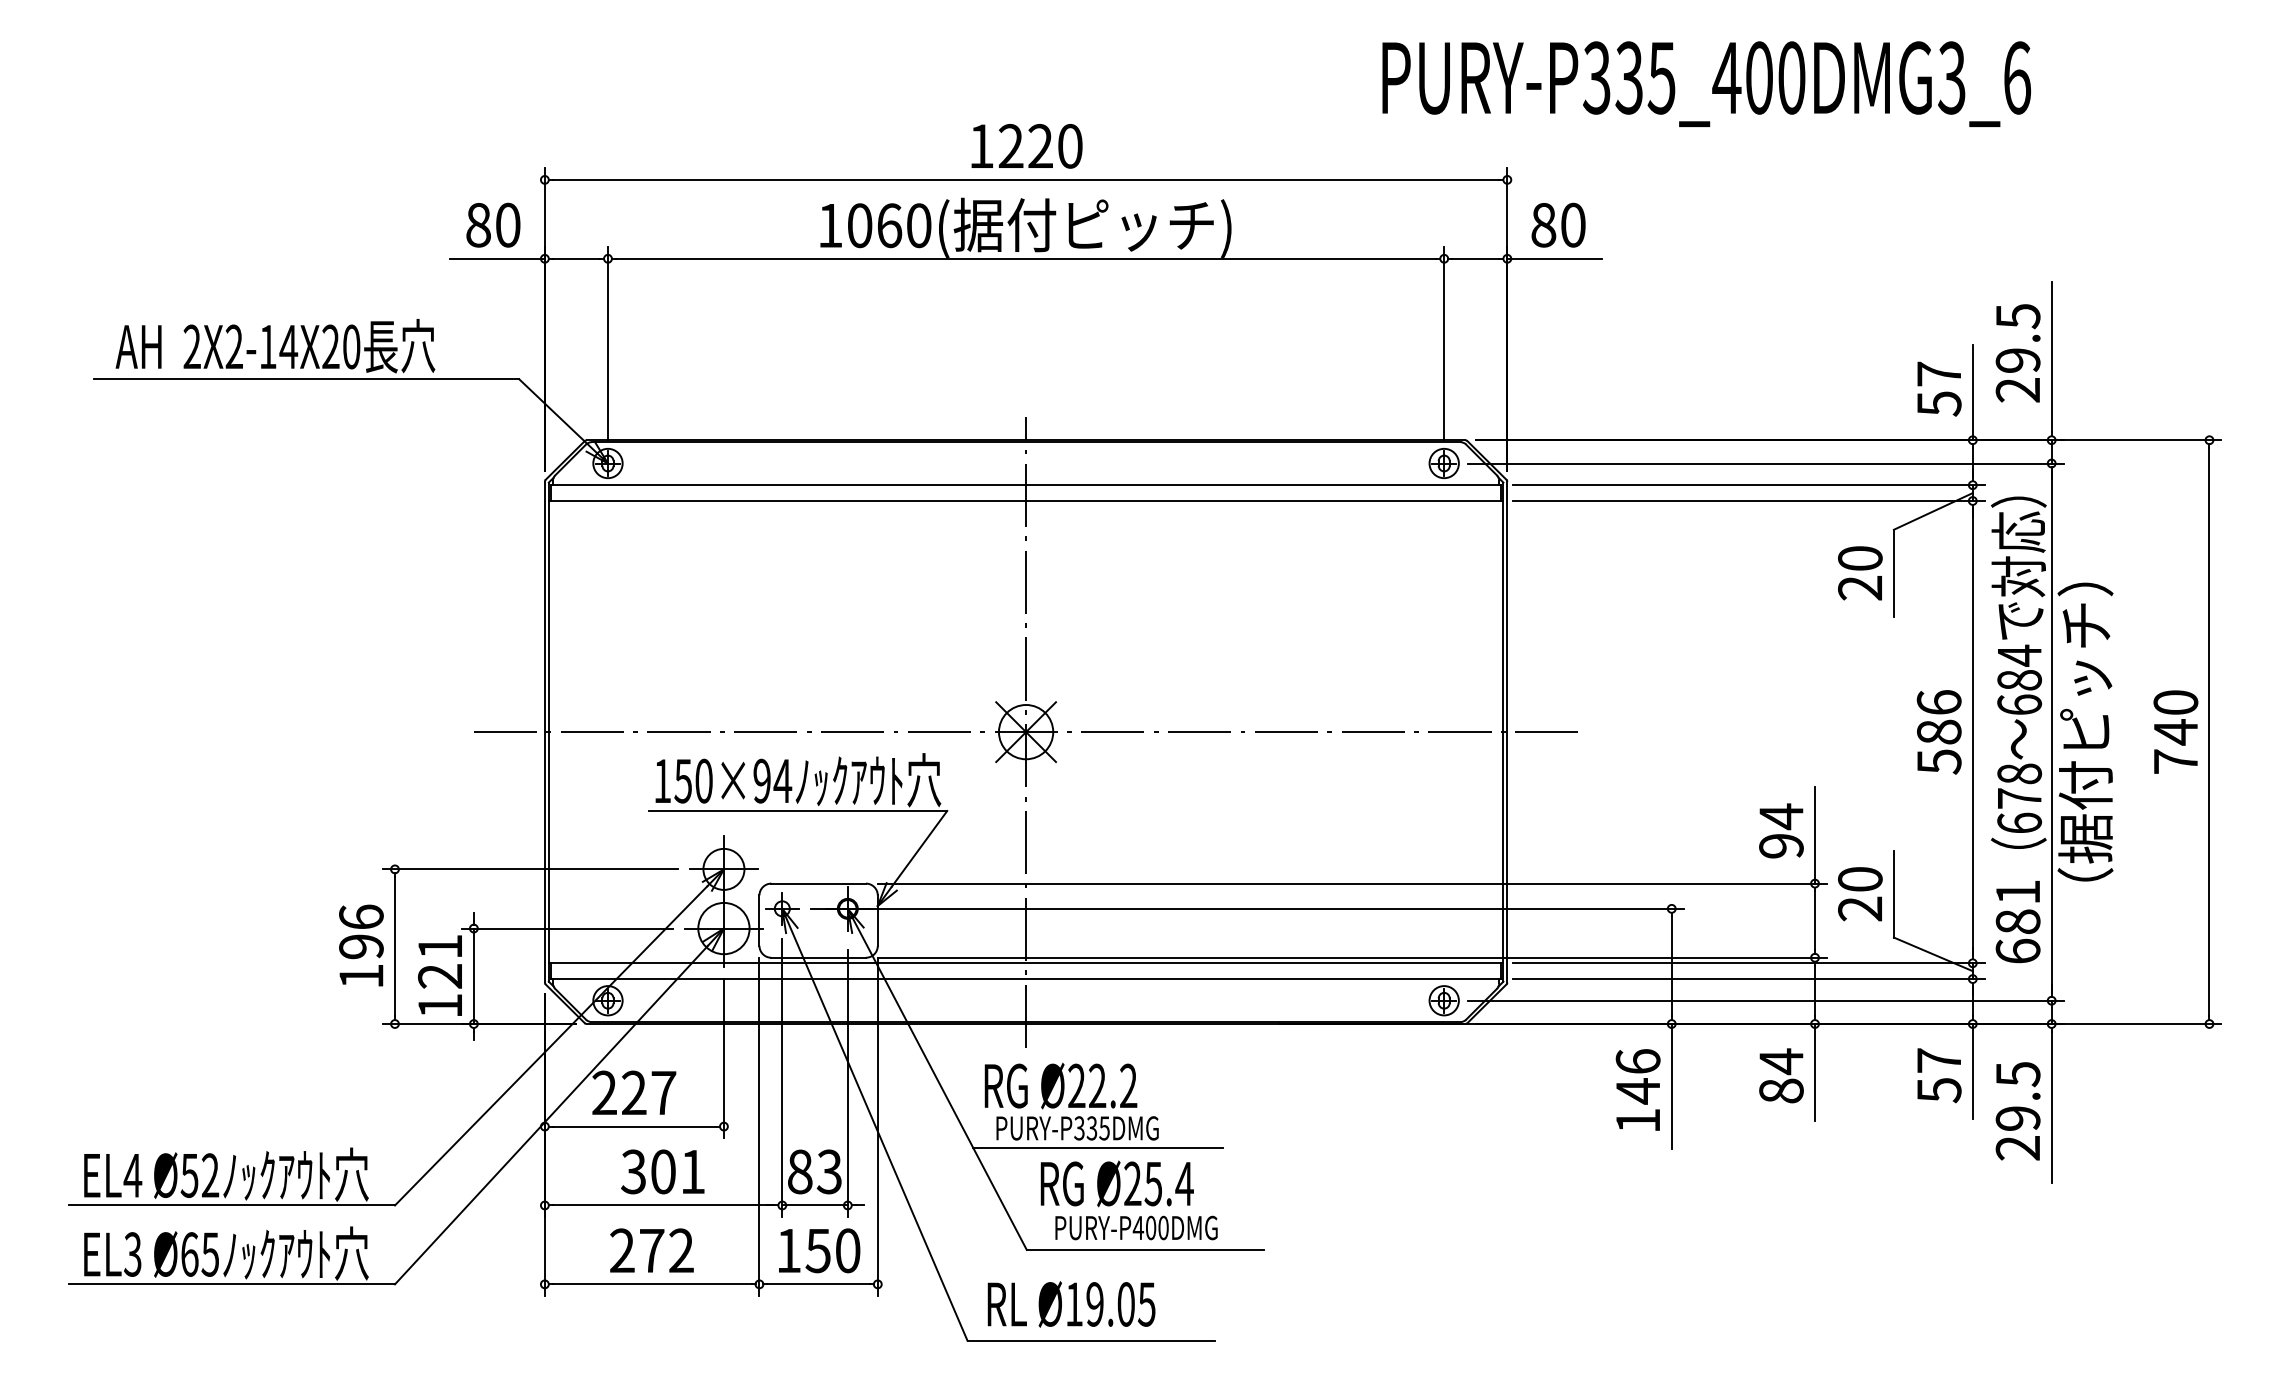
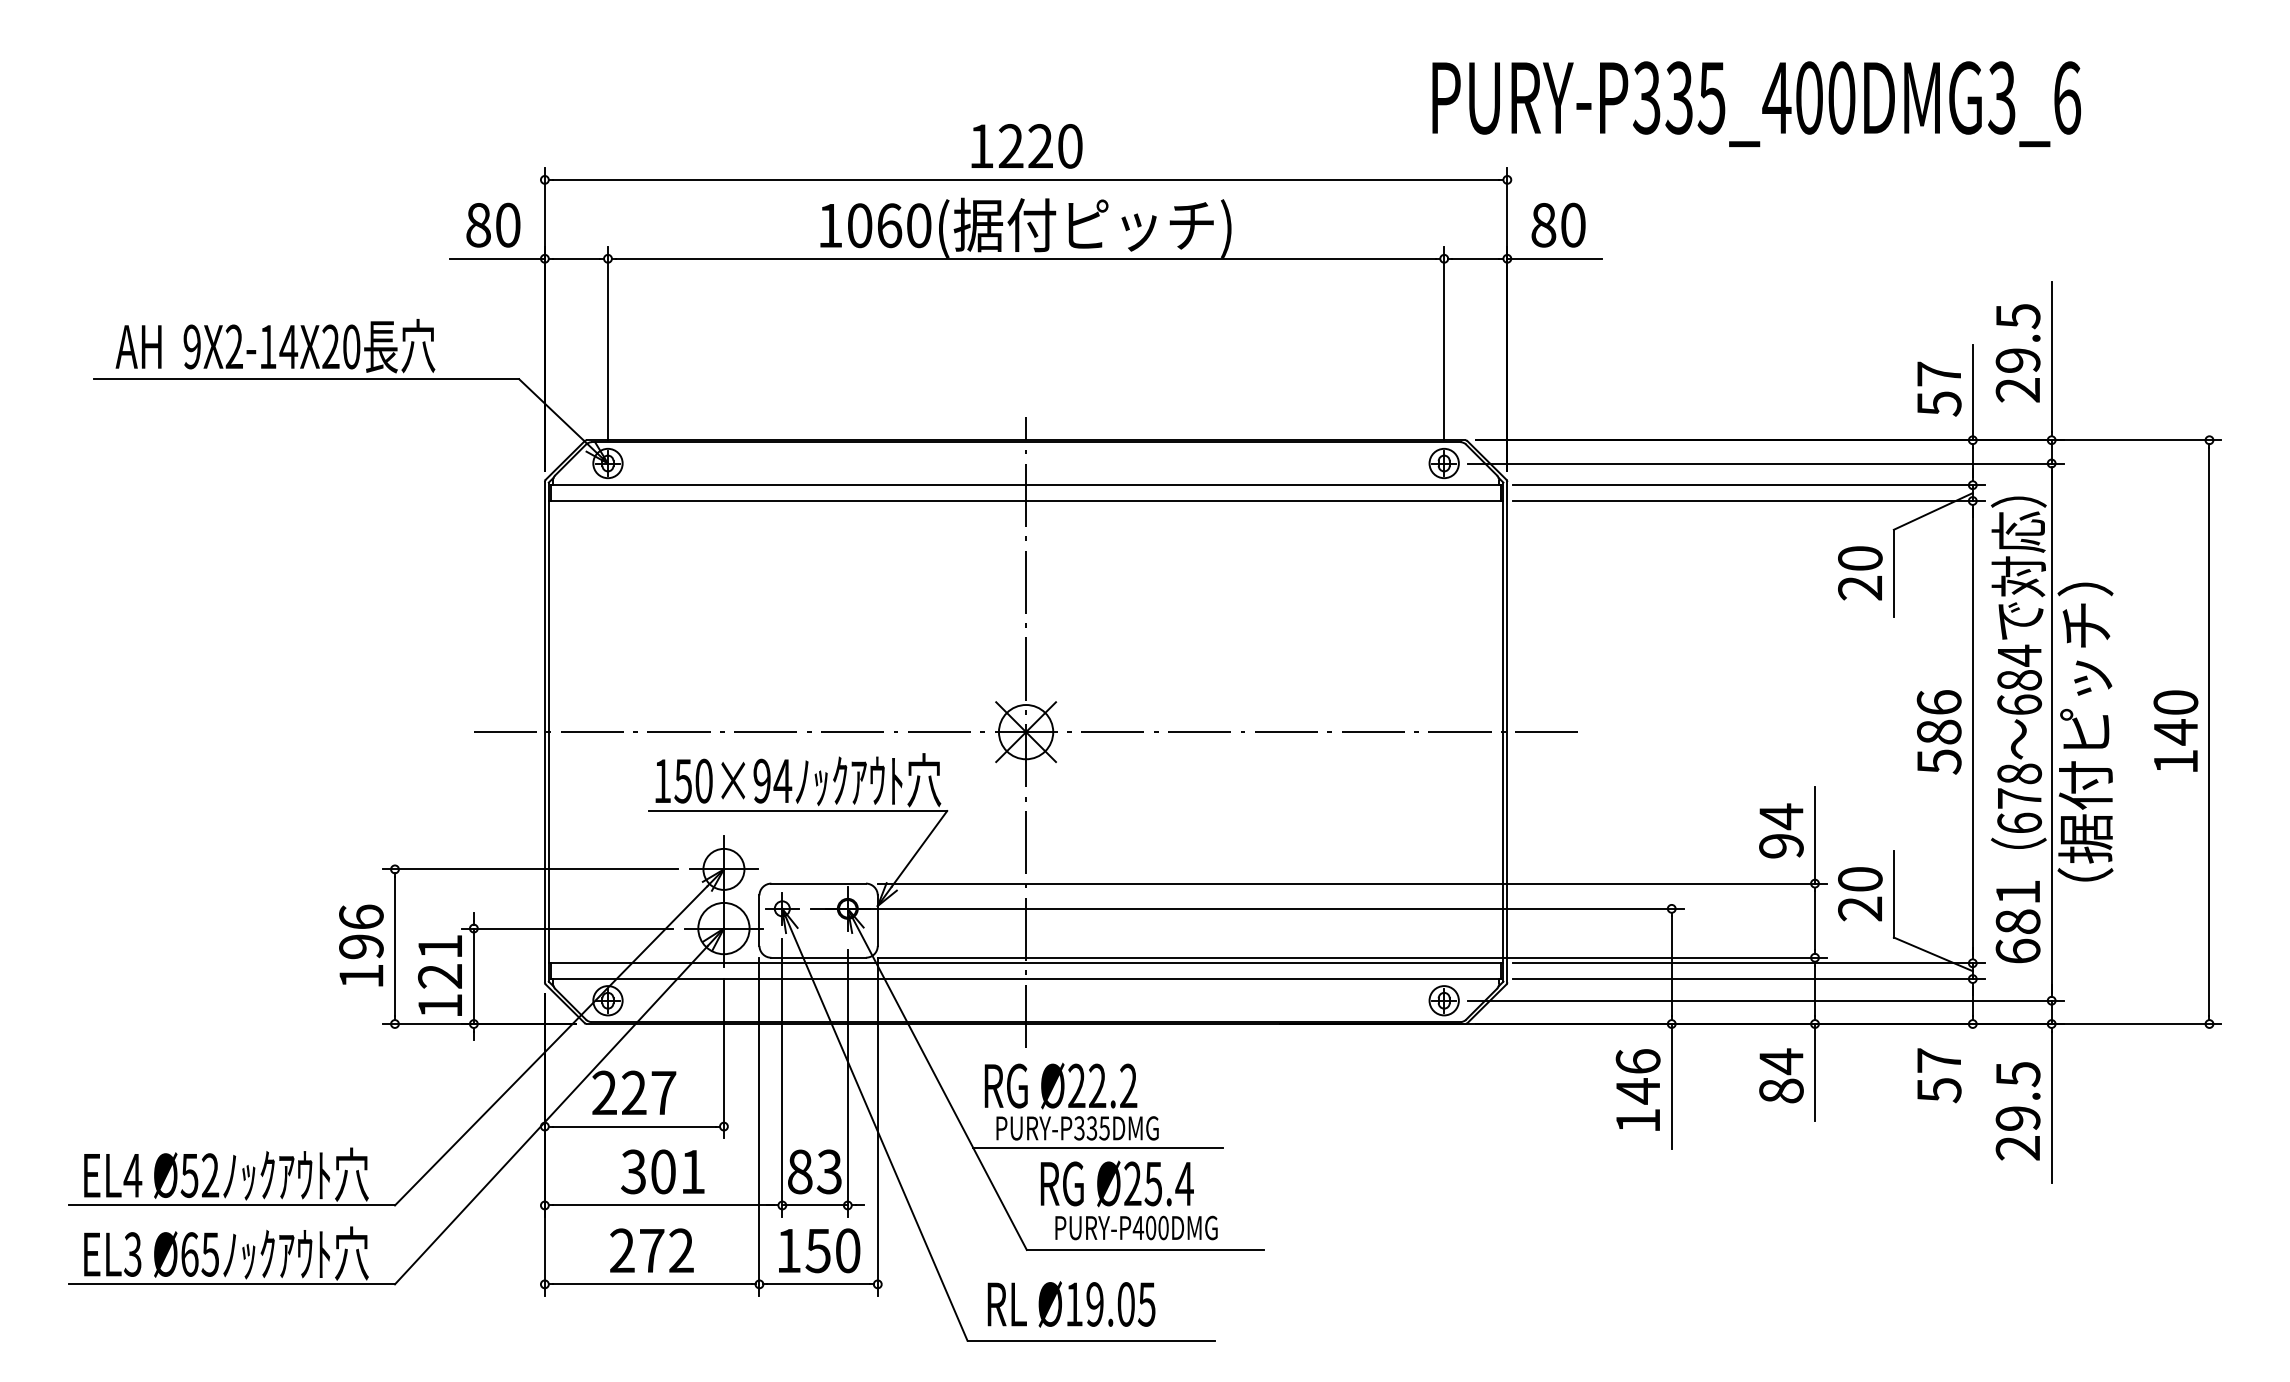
text position: (1706, 83) -> (1756, 103) (1756, 103)
text: 2X2-14X20 -> 9X2-14X20 (191, 347)
text: 740 -> 140 (2175, 761)
line: present -> none (1972, 1071)
